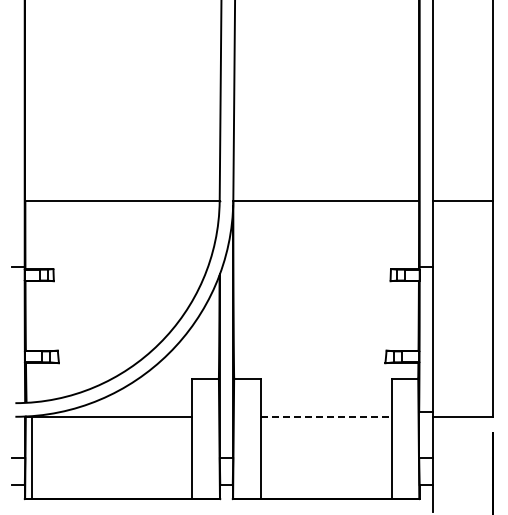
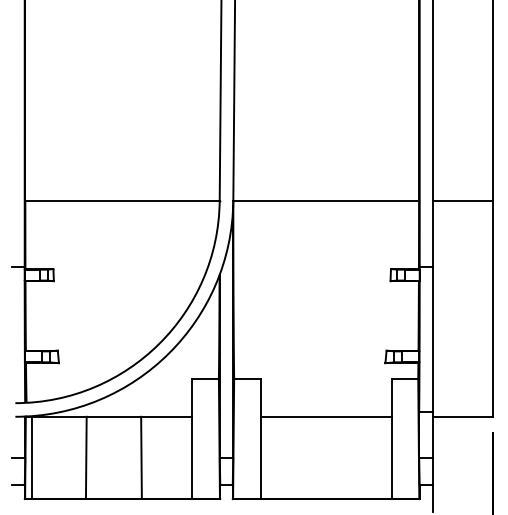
line: dashed -> solid (326, 416)
line: none -> present (85, 457)
line: none -> present (141, 457)
